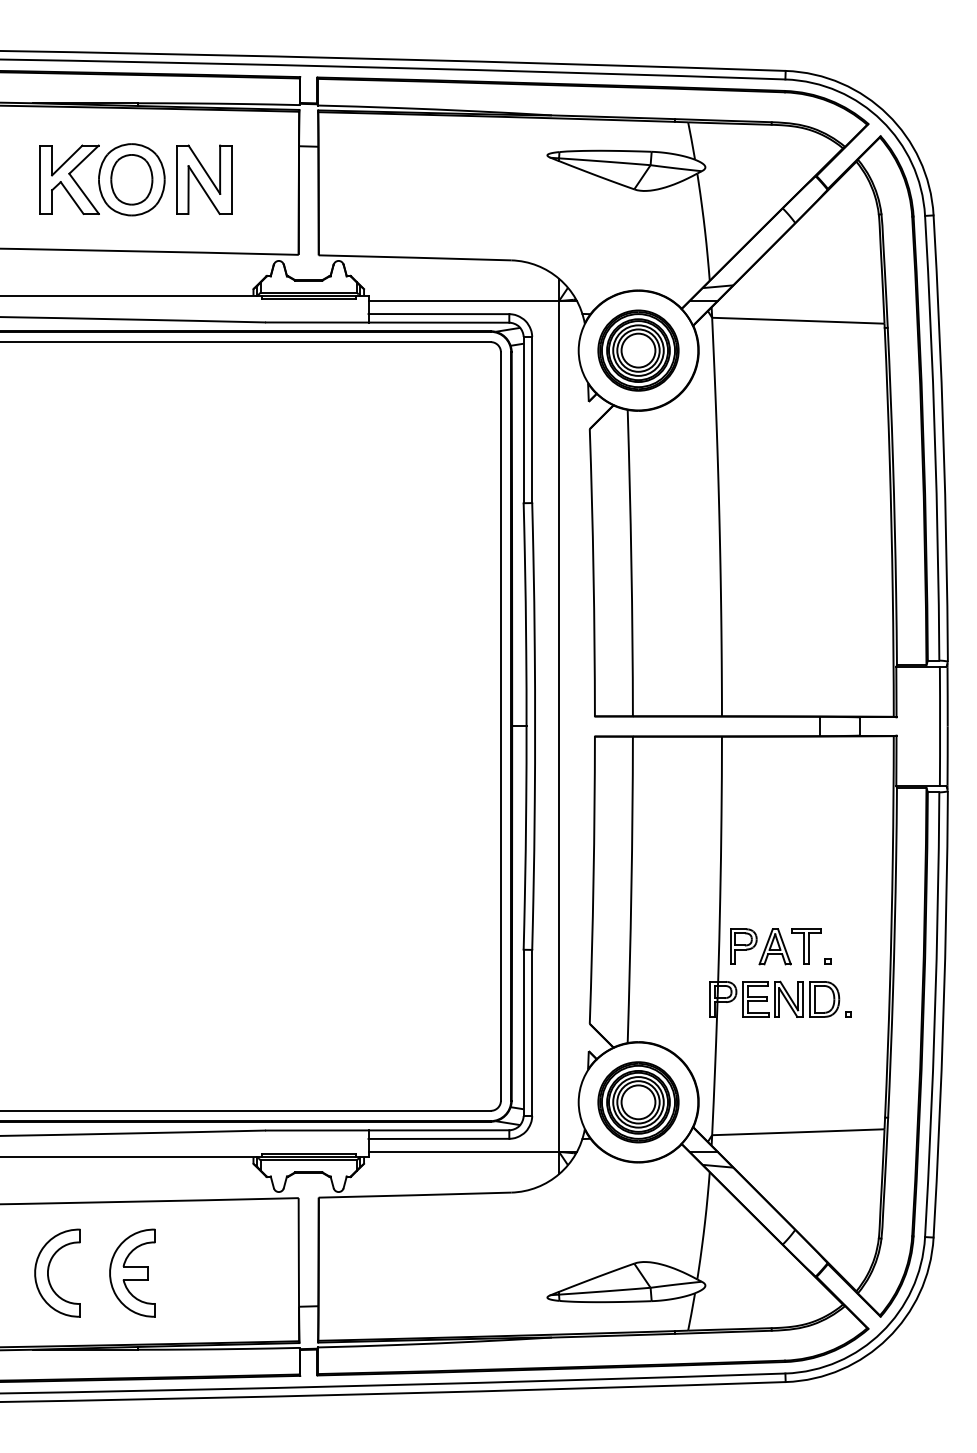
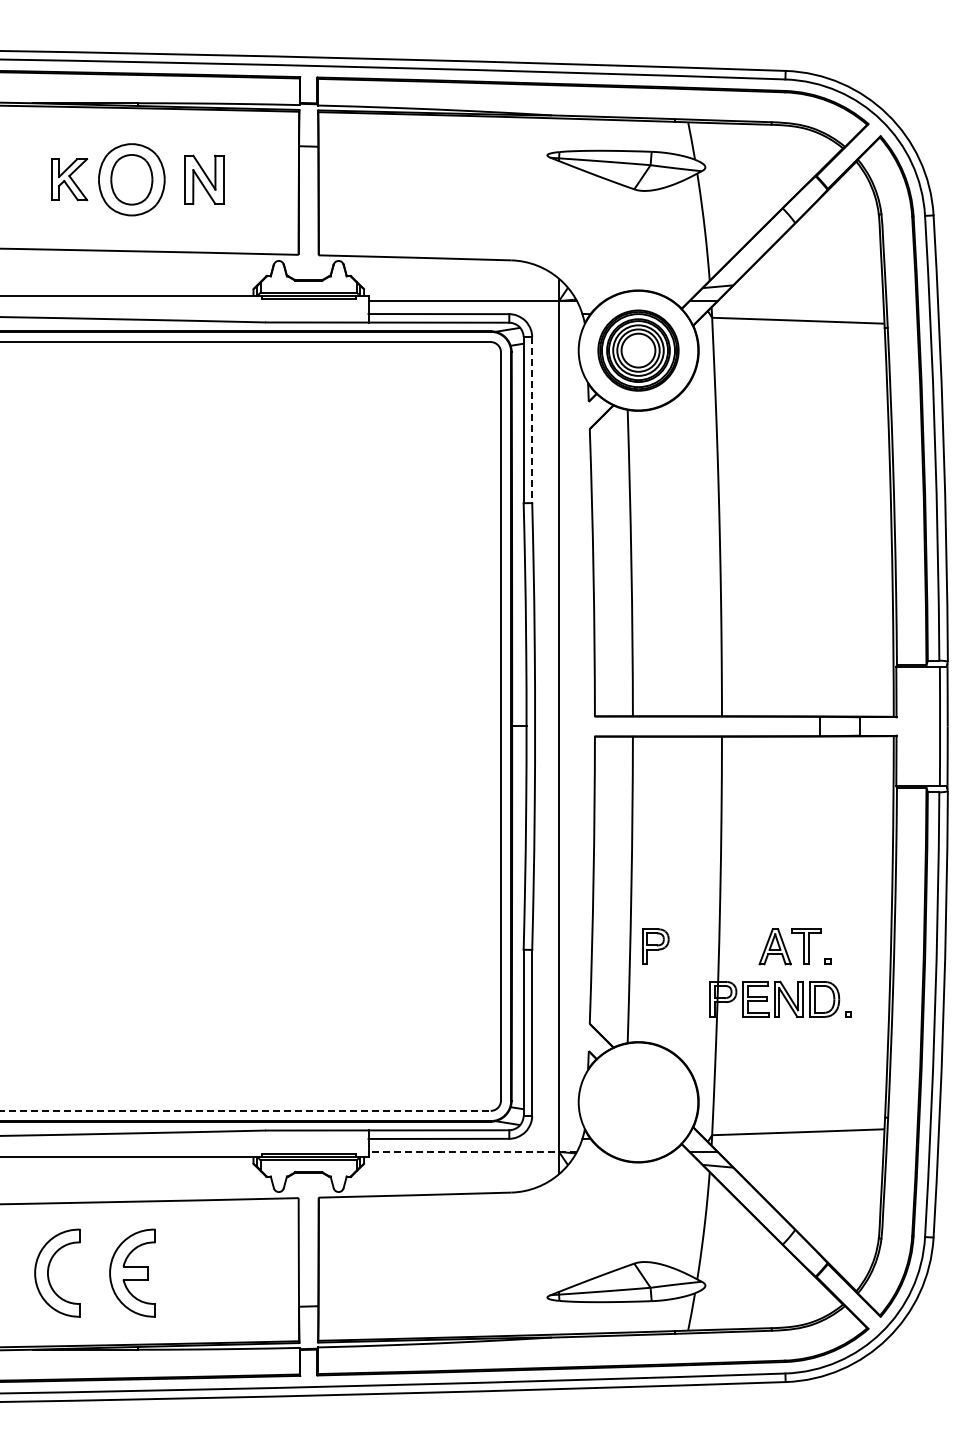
part size: 61x71 px -> 38x44 px (69, 179)
part size: 57x71 px -> 41x51 px (204, 179)
line: solid -> dashed (532, 420)
part position: (743, 946) -> (655, 946) (655, 946)
part: present -> none (638, 1102)
line: solid -> dashed (245, 1110)
line: solid -> dashed (472, 1151)
